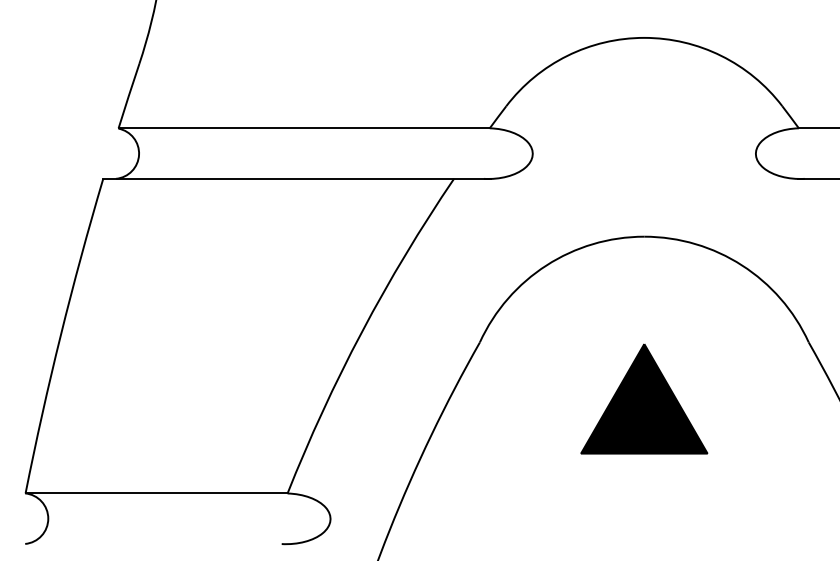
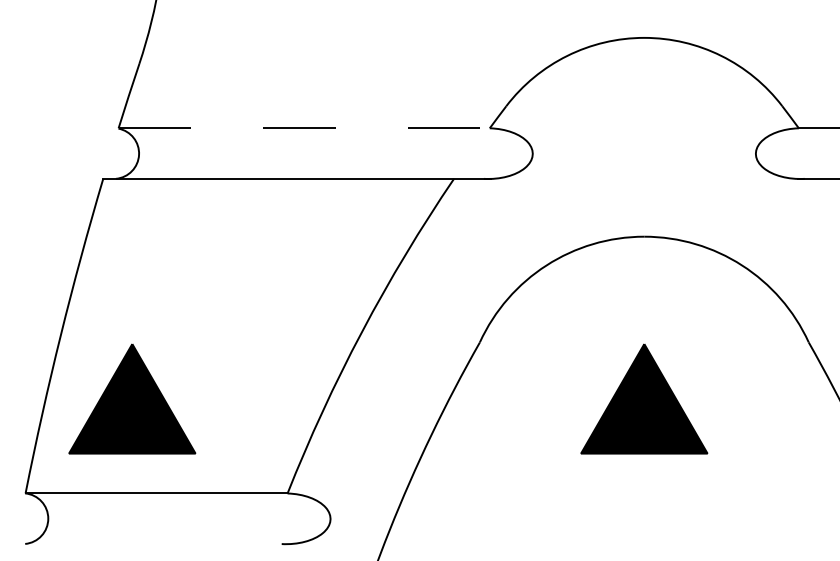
line: solid -> dashed (304, 128)
part: none -> present (132, 398)
